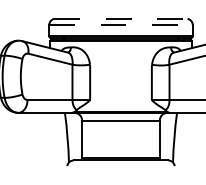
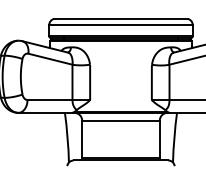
line: dashed -> solid (121, 18)
line: dashed -> solid (121, 25)
